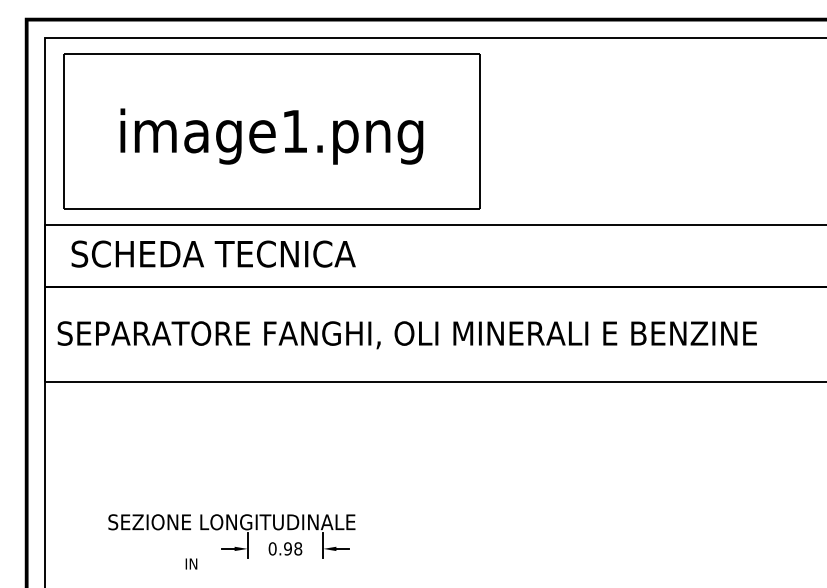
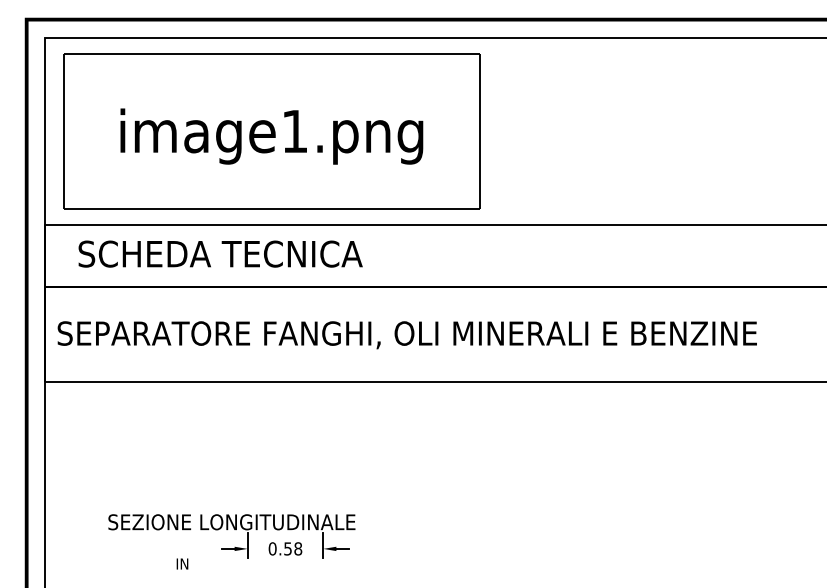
text position: (213, 253) -> (220, 253) (220, 253)
text: 0.98 -> 0.58 (287, 548)
text position: (191, 563) -> (182, 563) (182, 563)
